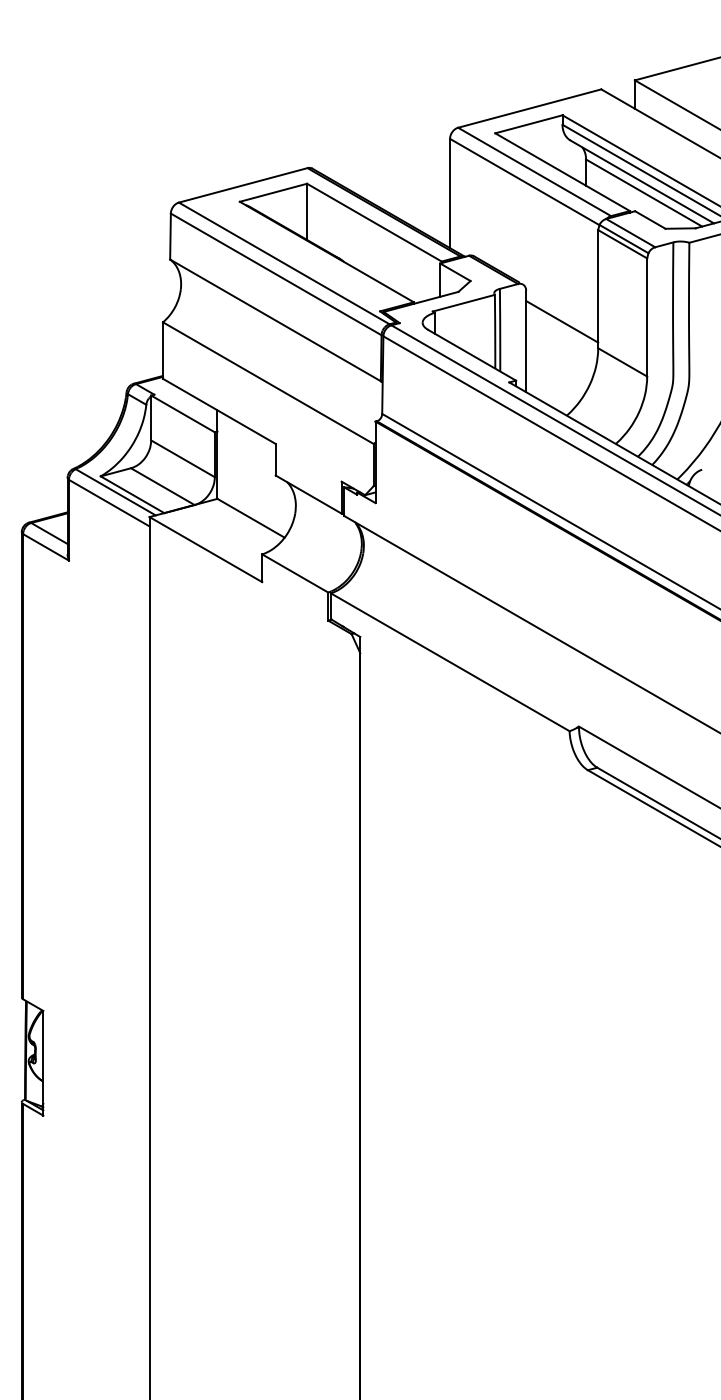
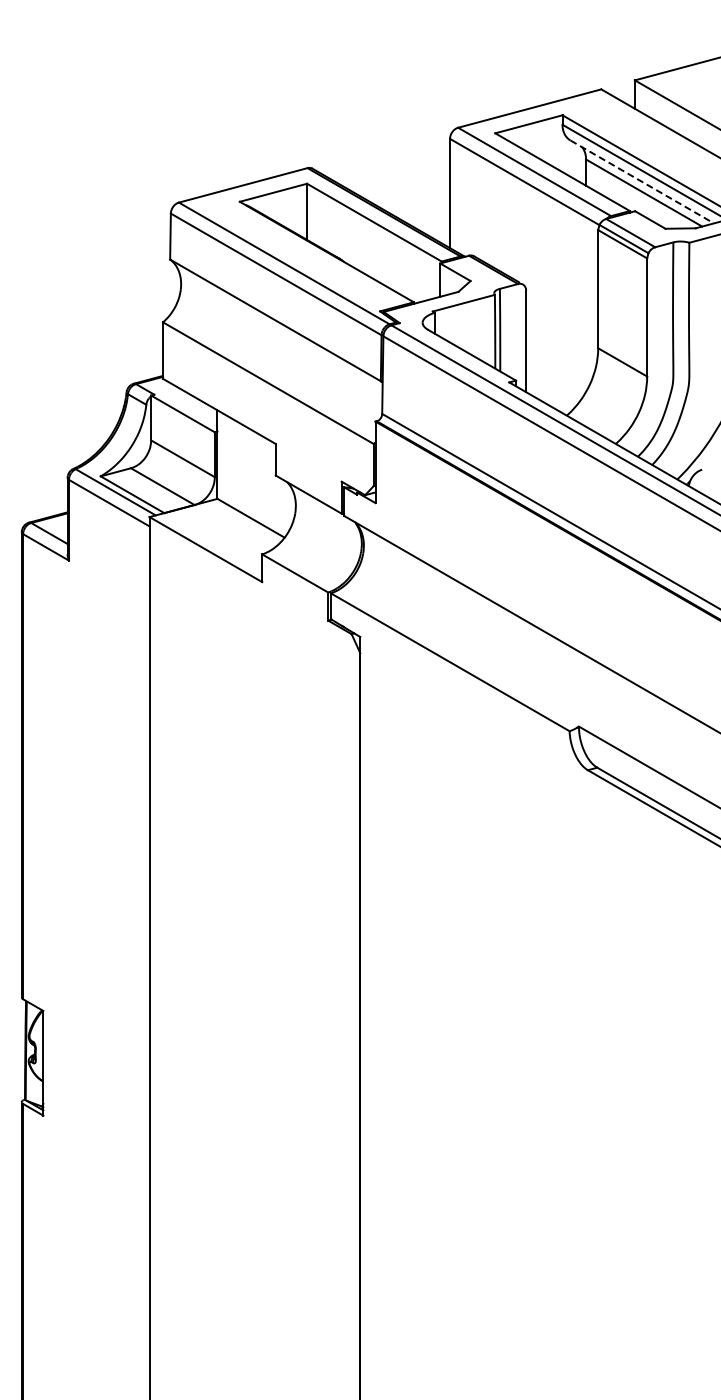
line: solid -> dashed (642, 181)
line: present -> none (562, 321)
